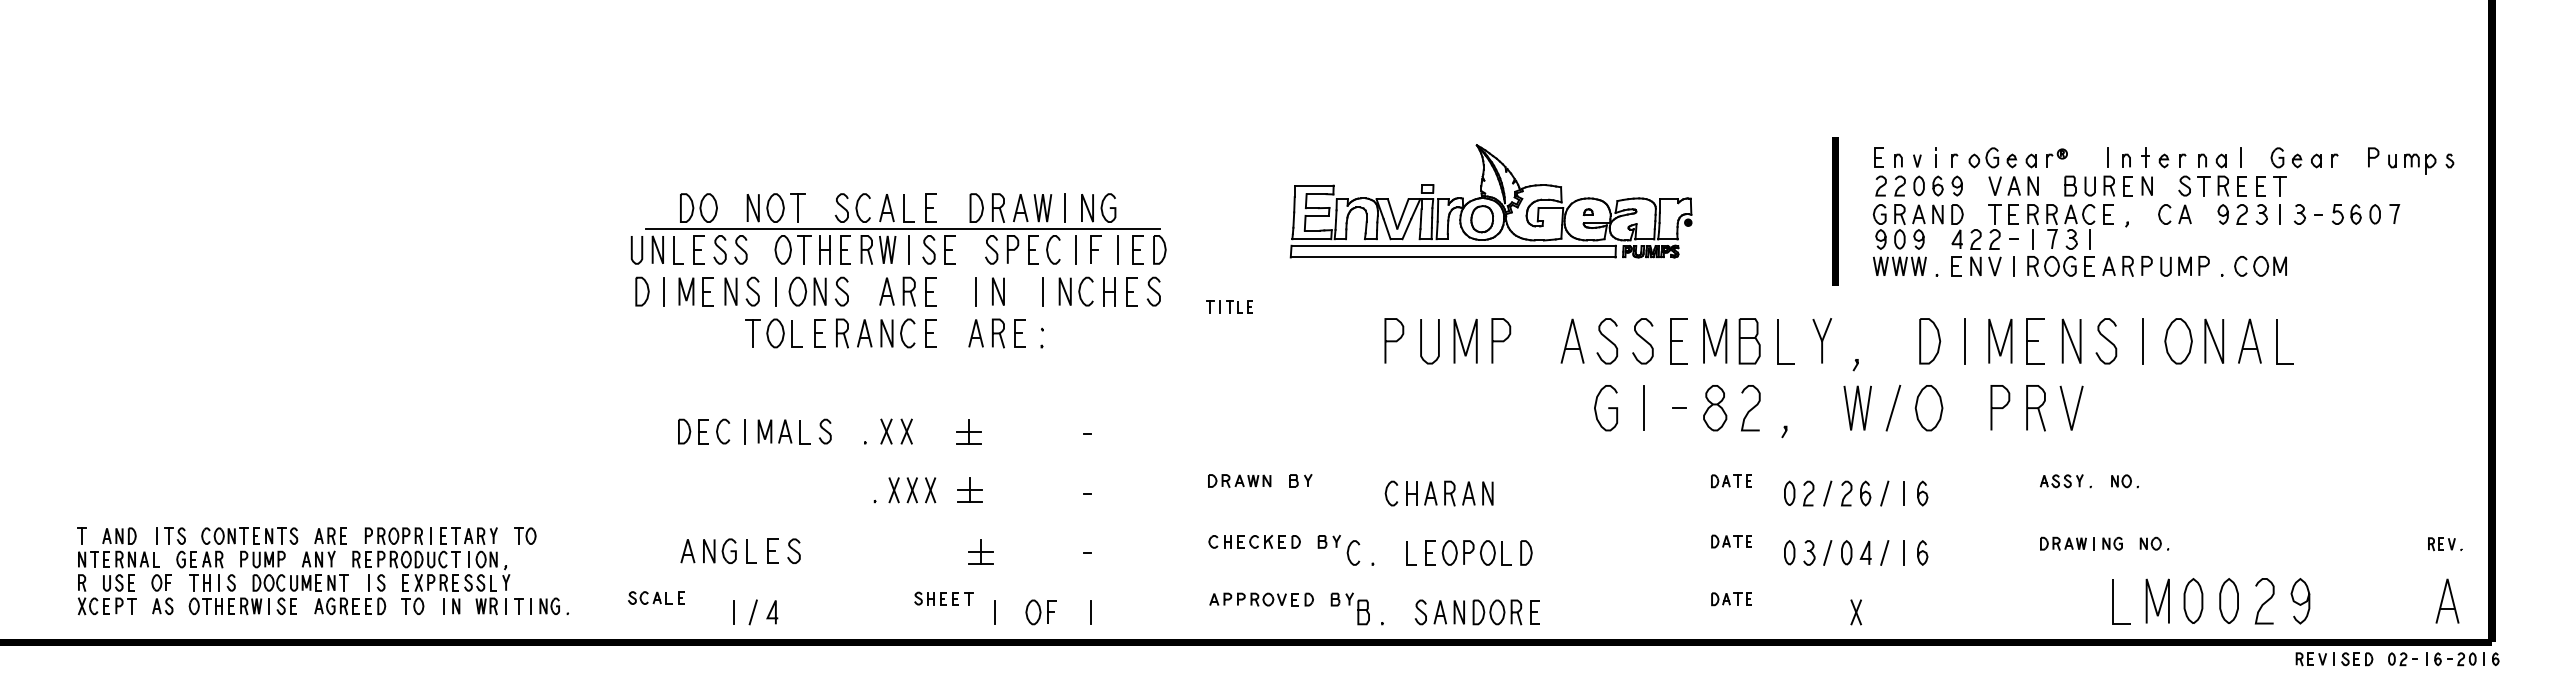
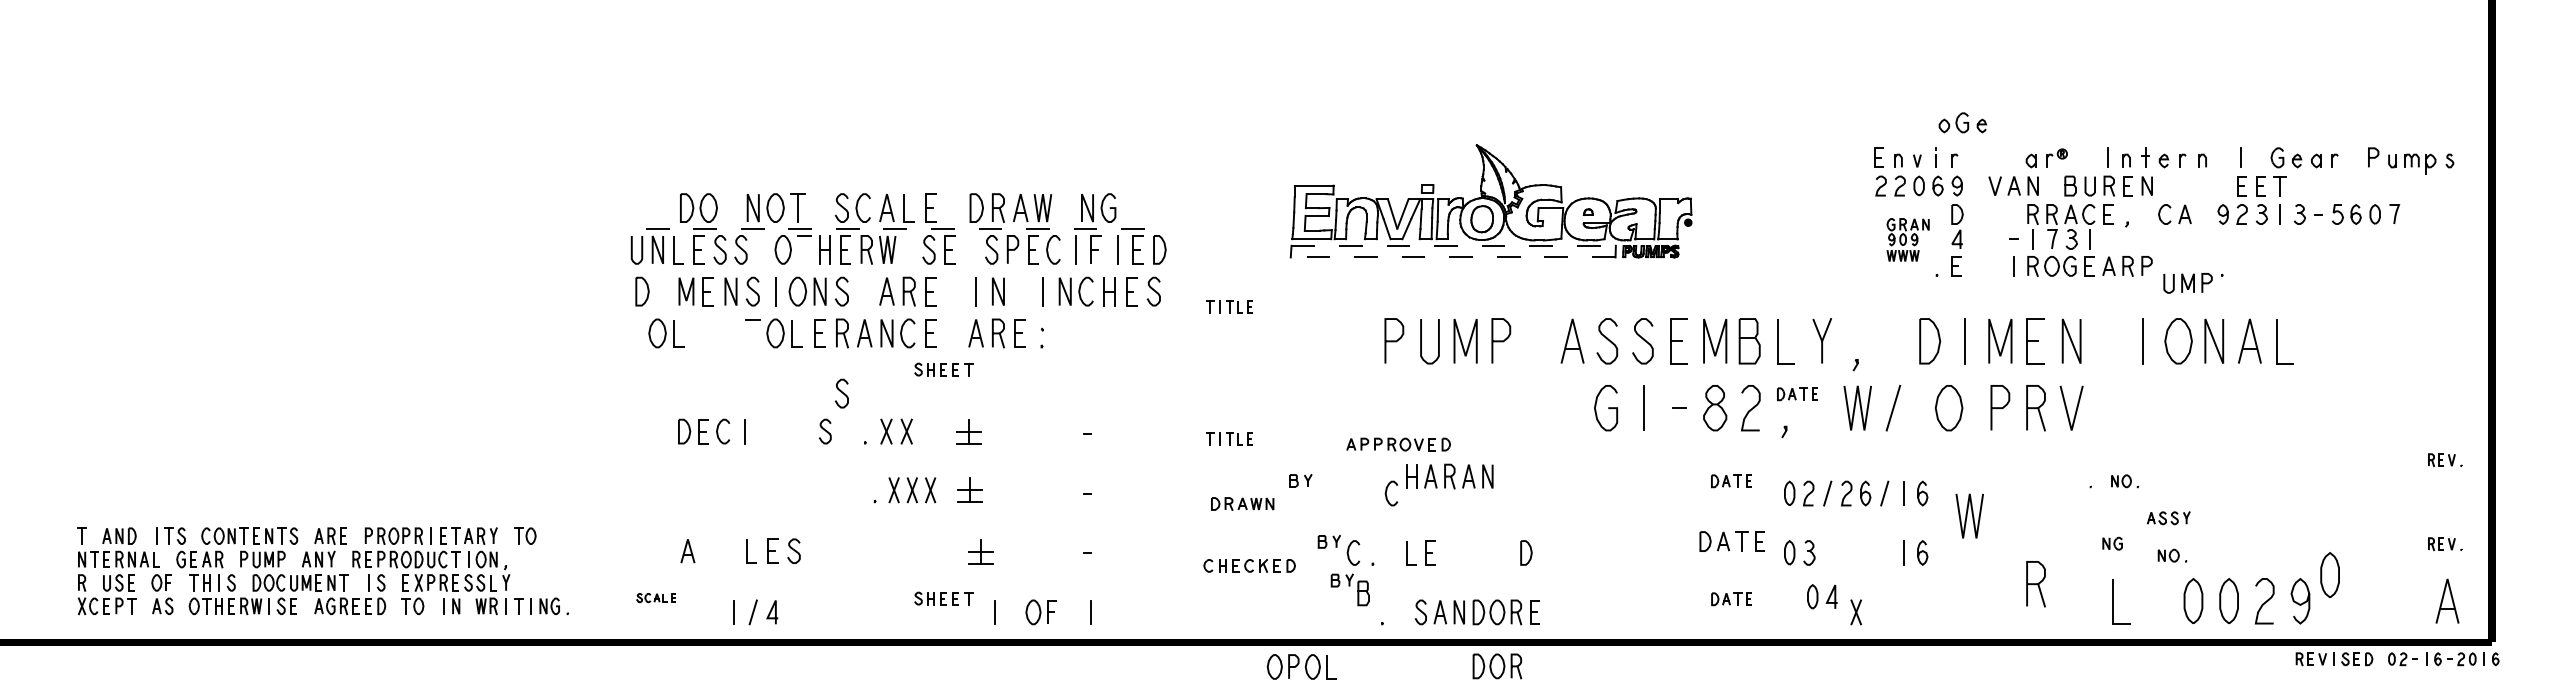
part position: (1992, 157) -> (1962, 122) (1962, 122)
part: present -> none (2203, 174)
line: present -> none (1065, 208)
line: present -> none (1835, 211)
line: solid -> dashed (903, 229)
part size: 72x72 px -> 44x44 px (1907, 239)
part: present -> none (1994, 240)
line: solid -> dashed (1454, 245)
line: present -> none (804, 249)
line: present -> none (908, 249)
line: solid -> dashed (1452, 257)
part position: (2184, 266) -> (2187, 283) (2187, 283)
part: present -> none (2260, 266)
line: present -> none (664, 291)
part: none -> present (666, 333)
line: present -> none (753, 333)
curve: present -> none (2106, 340)
part: none -> present (943, 369)
curve: none -> present (841, 392)
part: none -> present (1797, 394)
part position: (1928, 408) -> (1948, 408) (1948, 408)
part: present -> none (783, 431)
part: none -> present (1229, 438)
part: none -> present (2445, 460)
part position: (1239, 480) -> (1242, 503) (1242, 503)
part position: (2061, 481) -> (2168, 518) (2168, 518)
part position: (1449, 493) -> (1449, 476) (1449, 476)
line: none -> present (1967, 515)
part position: (1254, 541) -> (1249, 565) (1249, 565)
part size: 41x15 px -> 66x21 px (1731, 541)
part: present -> none (2067, 543)
part position: (2154, 543) -> (2172, 555) (2172, 555)
part: present -> none (719, 550)
part position: (1476, 552) -> (1301, 666) (1301, 666)
line: present -> none (1827, 552)
part position: (1856, 552) -> (1822, 596) (1822, 596)
line: present -> none (1884, 552)
part: none -> present (2329, 574)
part: none -> present (2035, 584)
part size: 57x14 px -> 40x11 px (655, 598)
part position: (1261, 599) -> (1398, 444) (1398, 444)
line: present -> none (2154, 600)
part position: (1349, 608) -> (1349, 589) (1349, 589)
part: none -> present (1497, 666)
